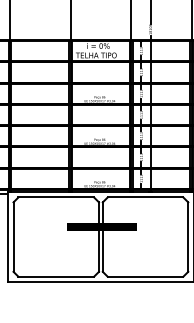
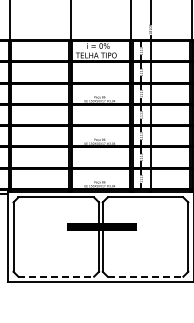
line: solid -> dashed (56, 276)
line: solid -> dashed (145, 276)
